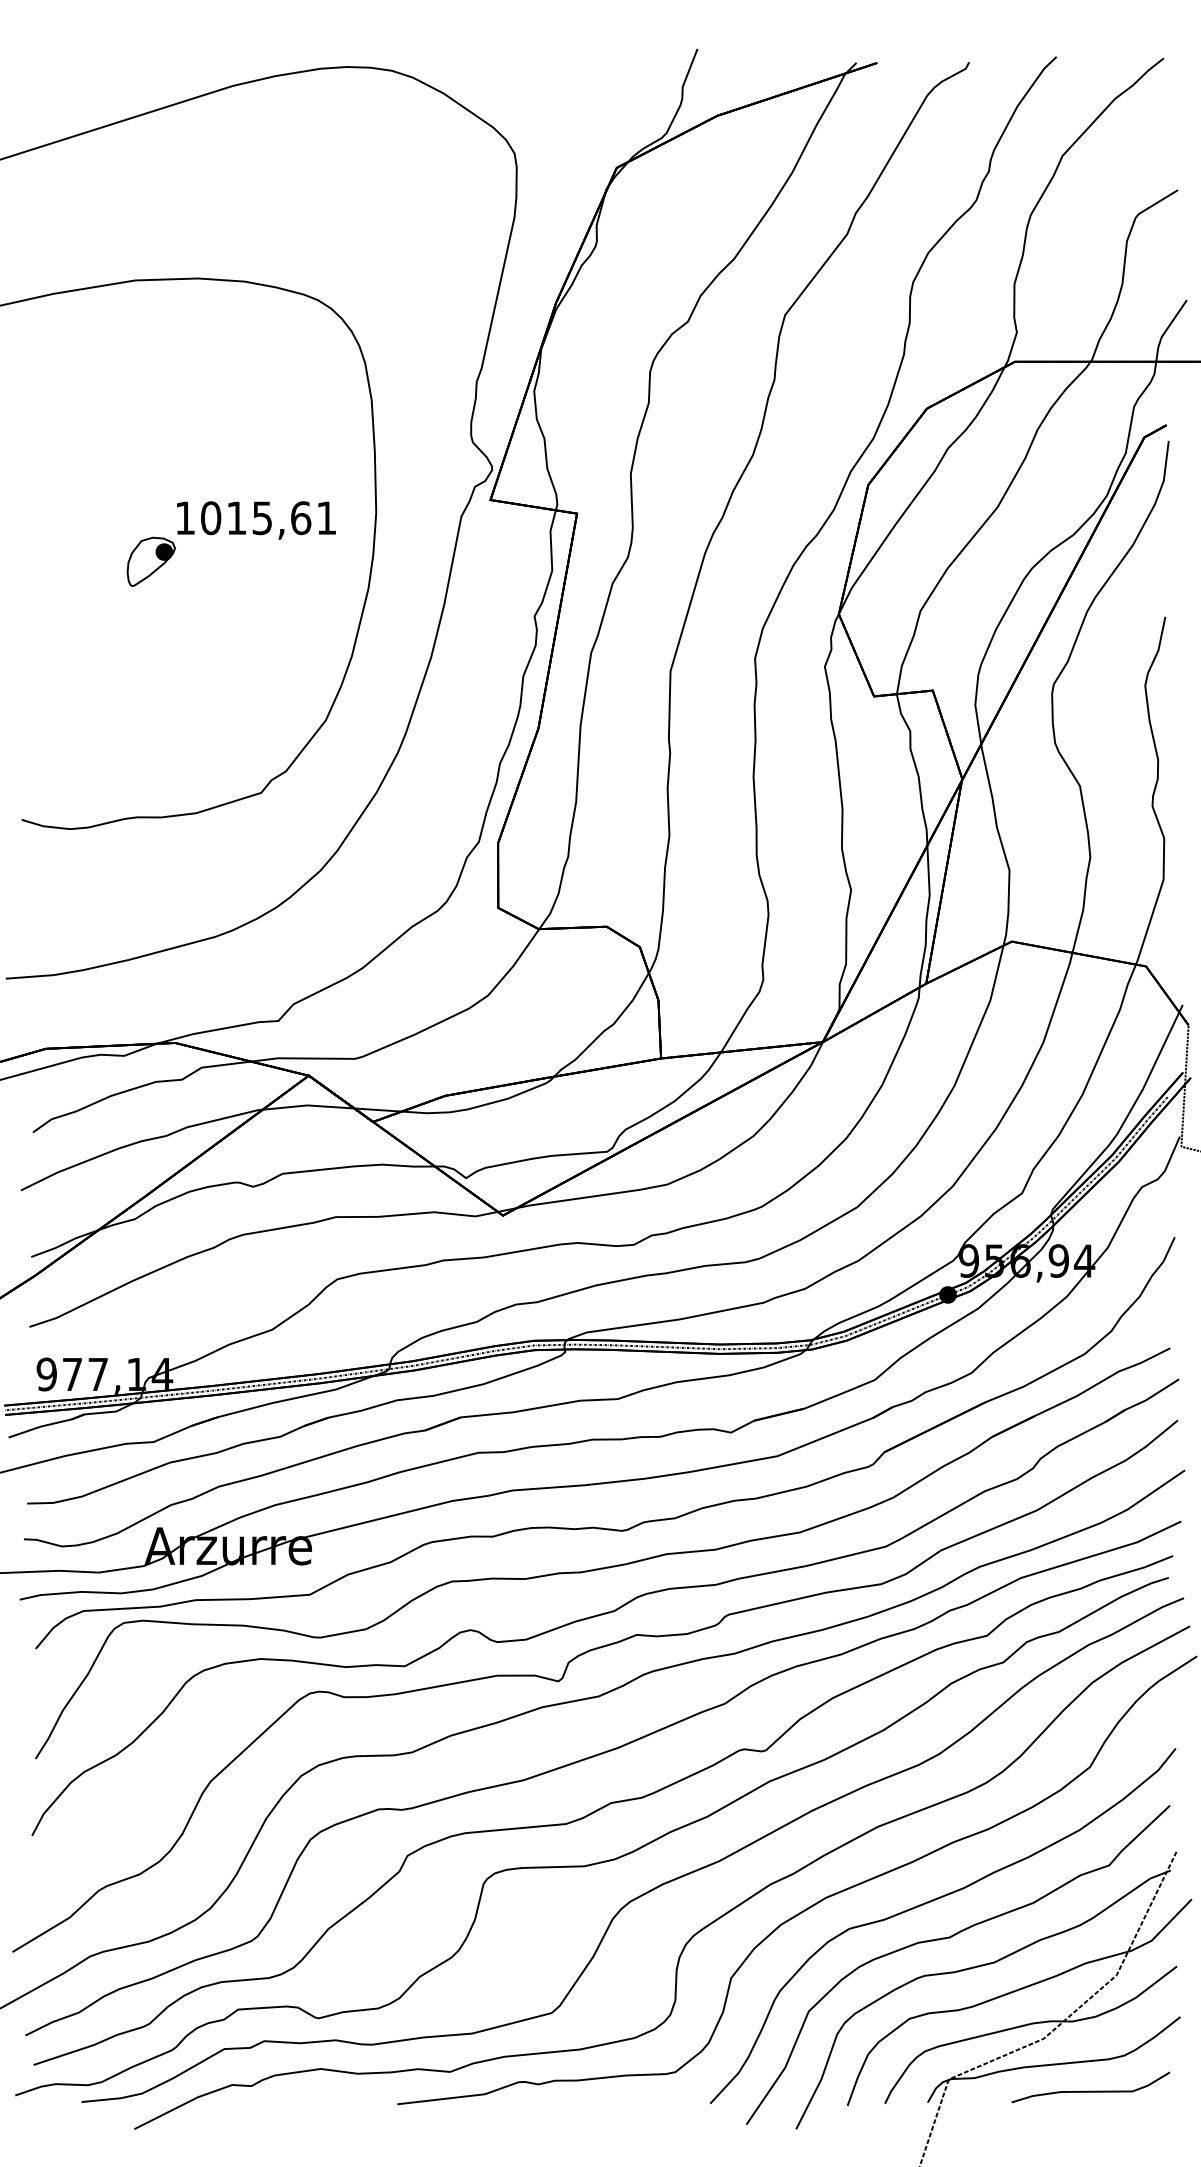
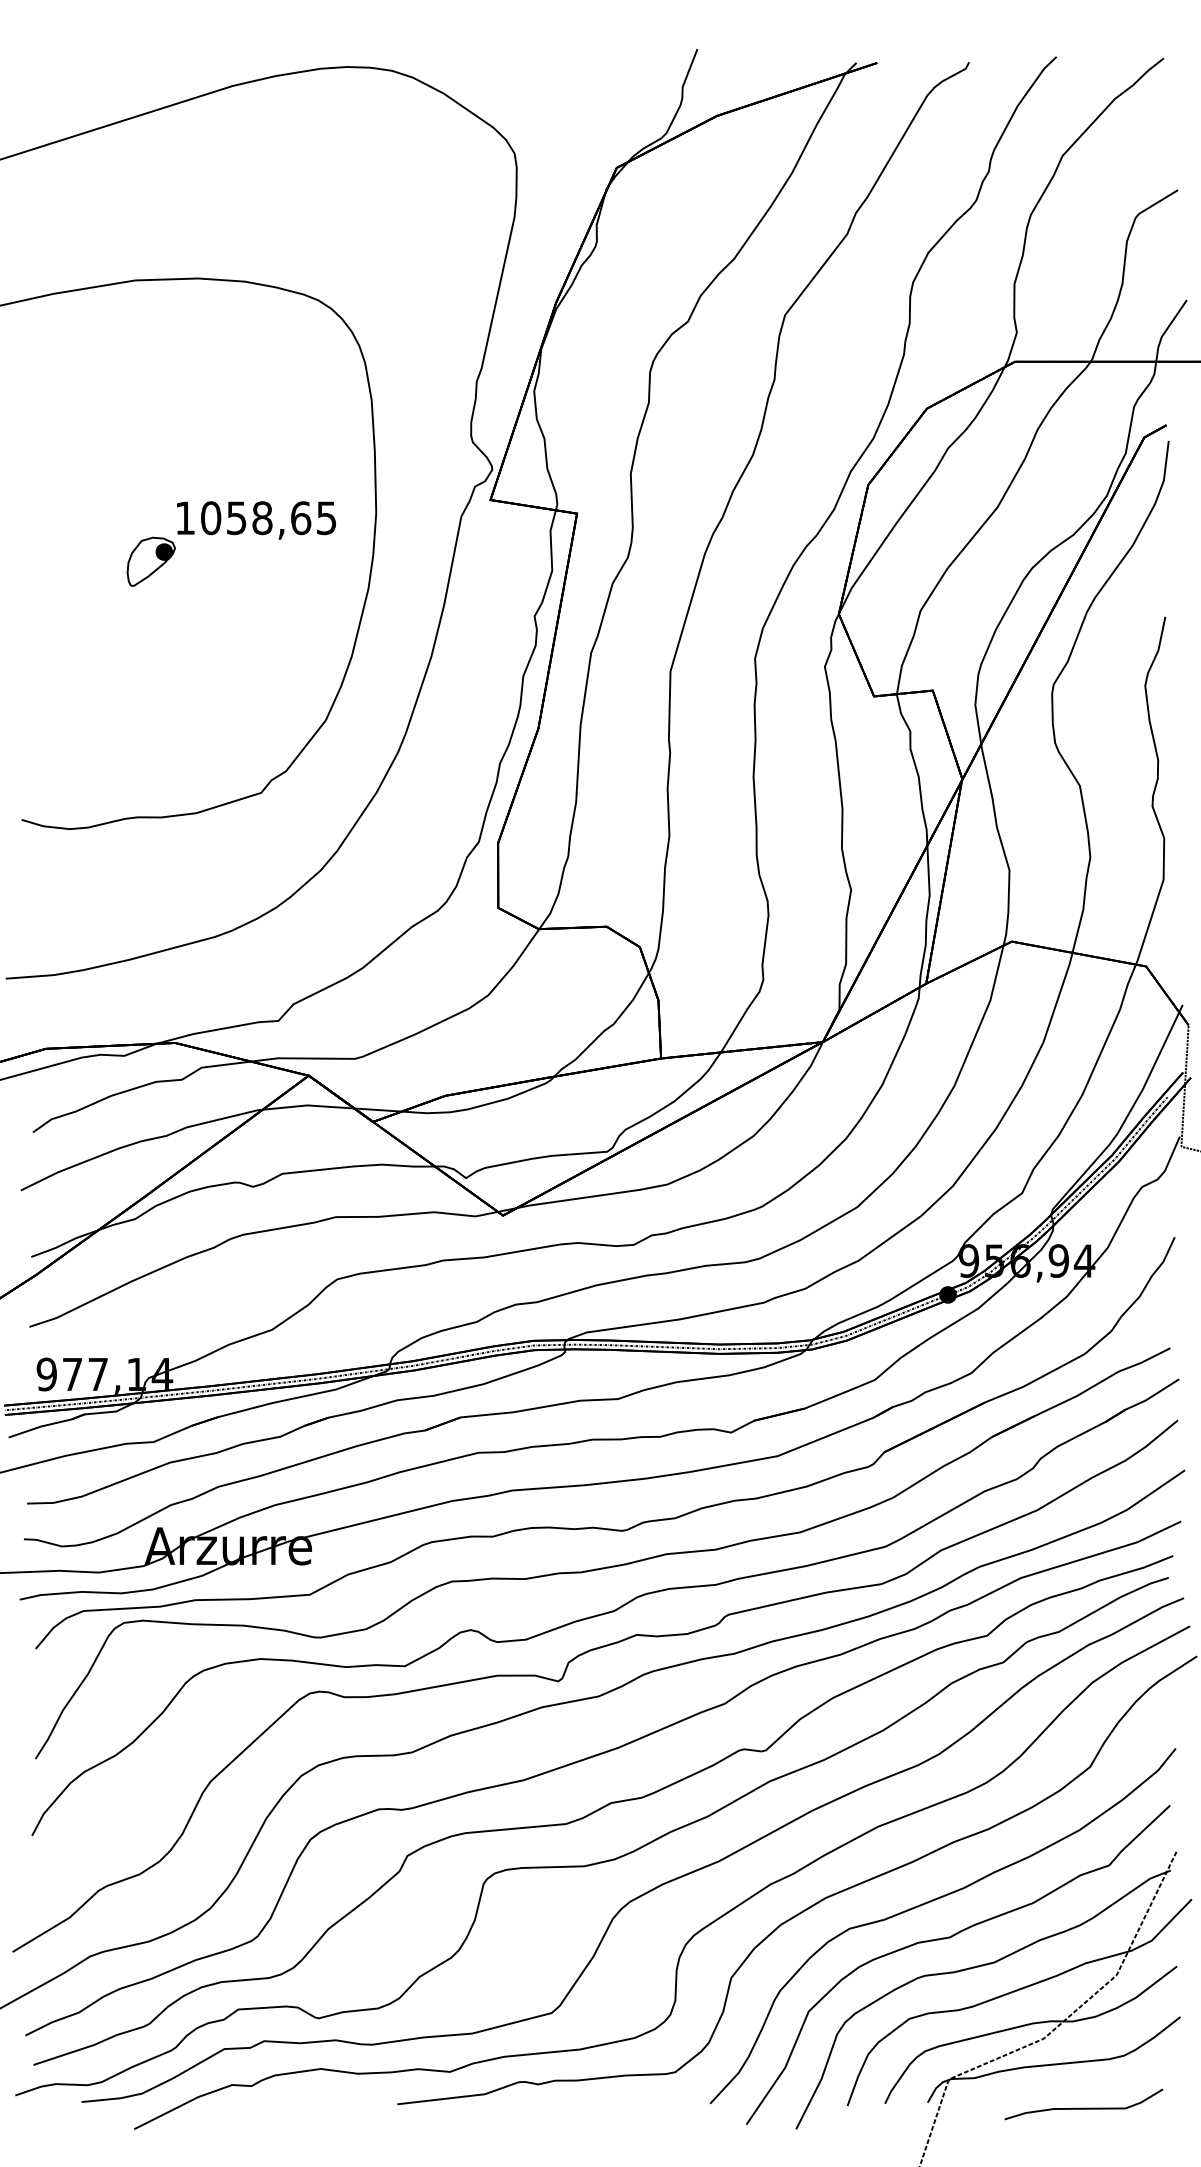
text: 1015,61 -> 1058,65 (281, 518)
curve position: (1090, 2090) -> (1083, 2107) (1083, 2107)
